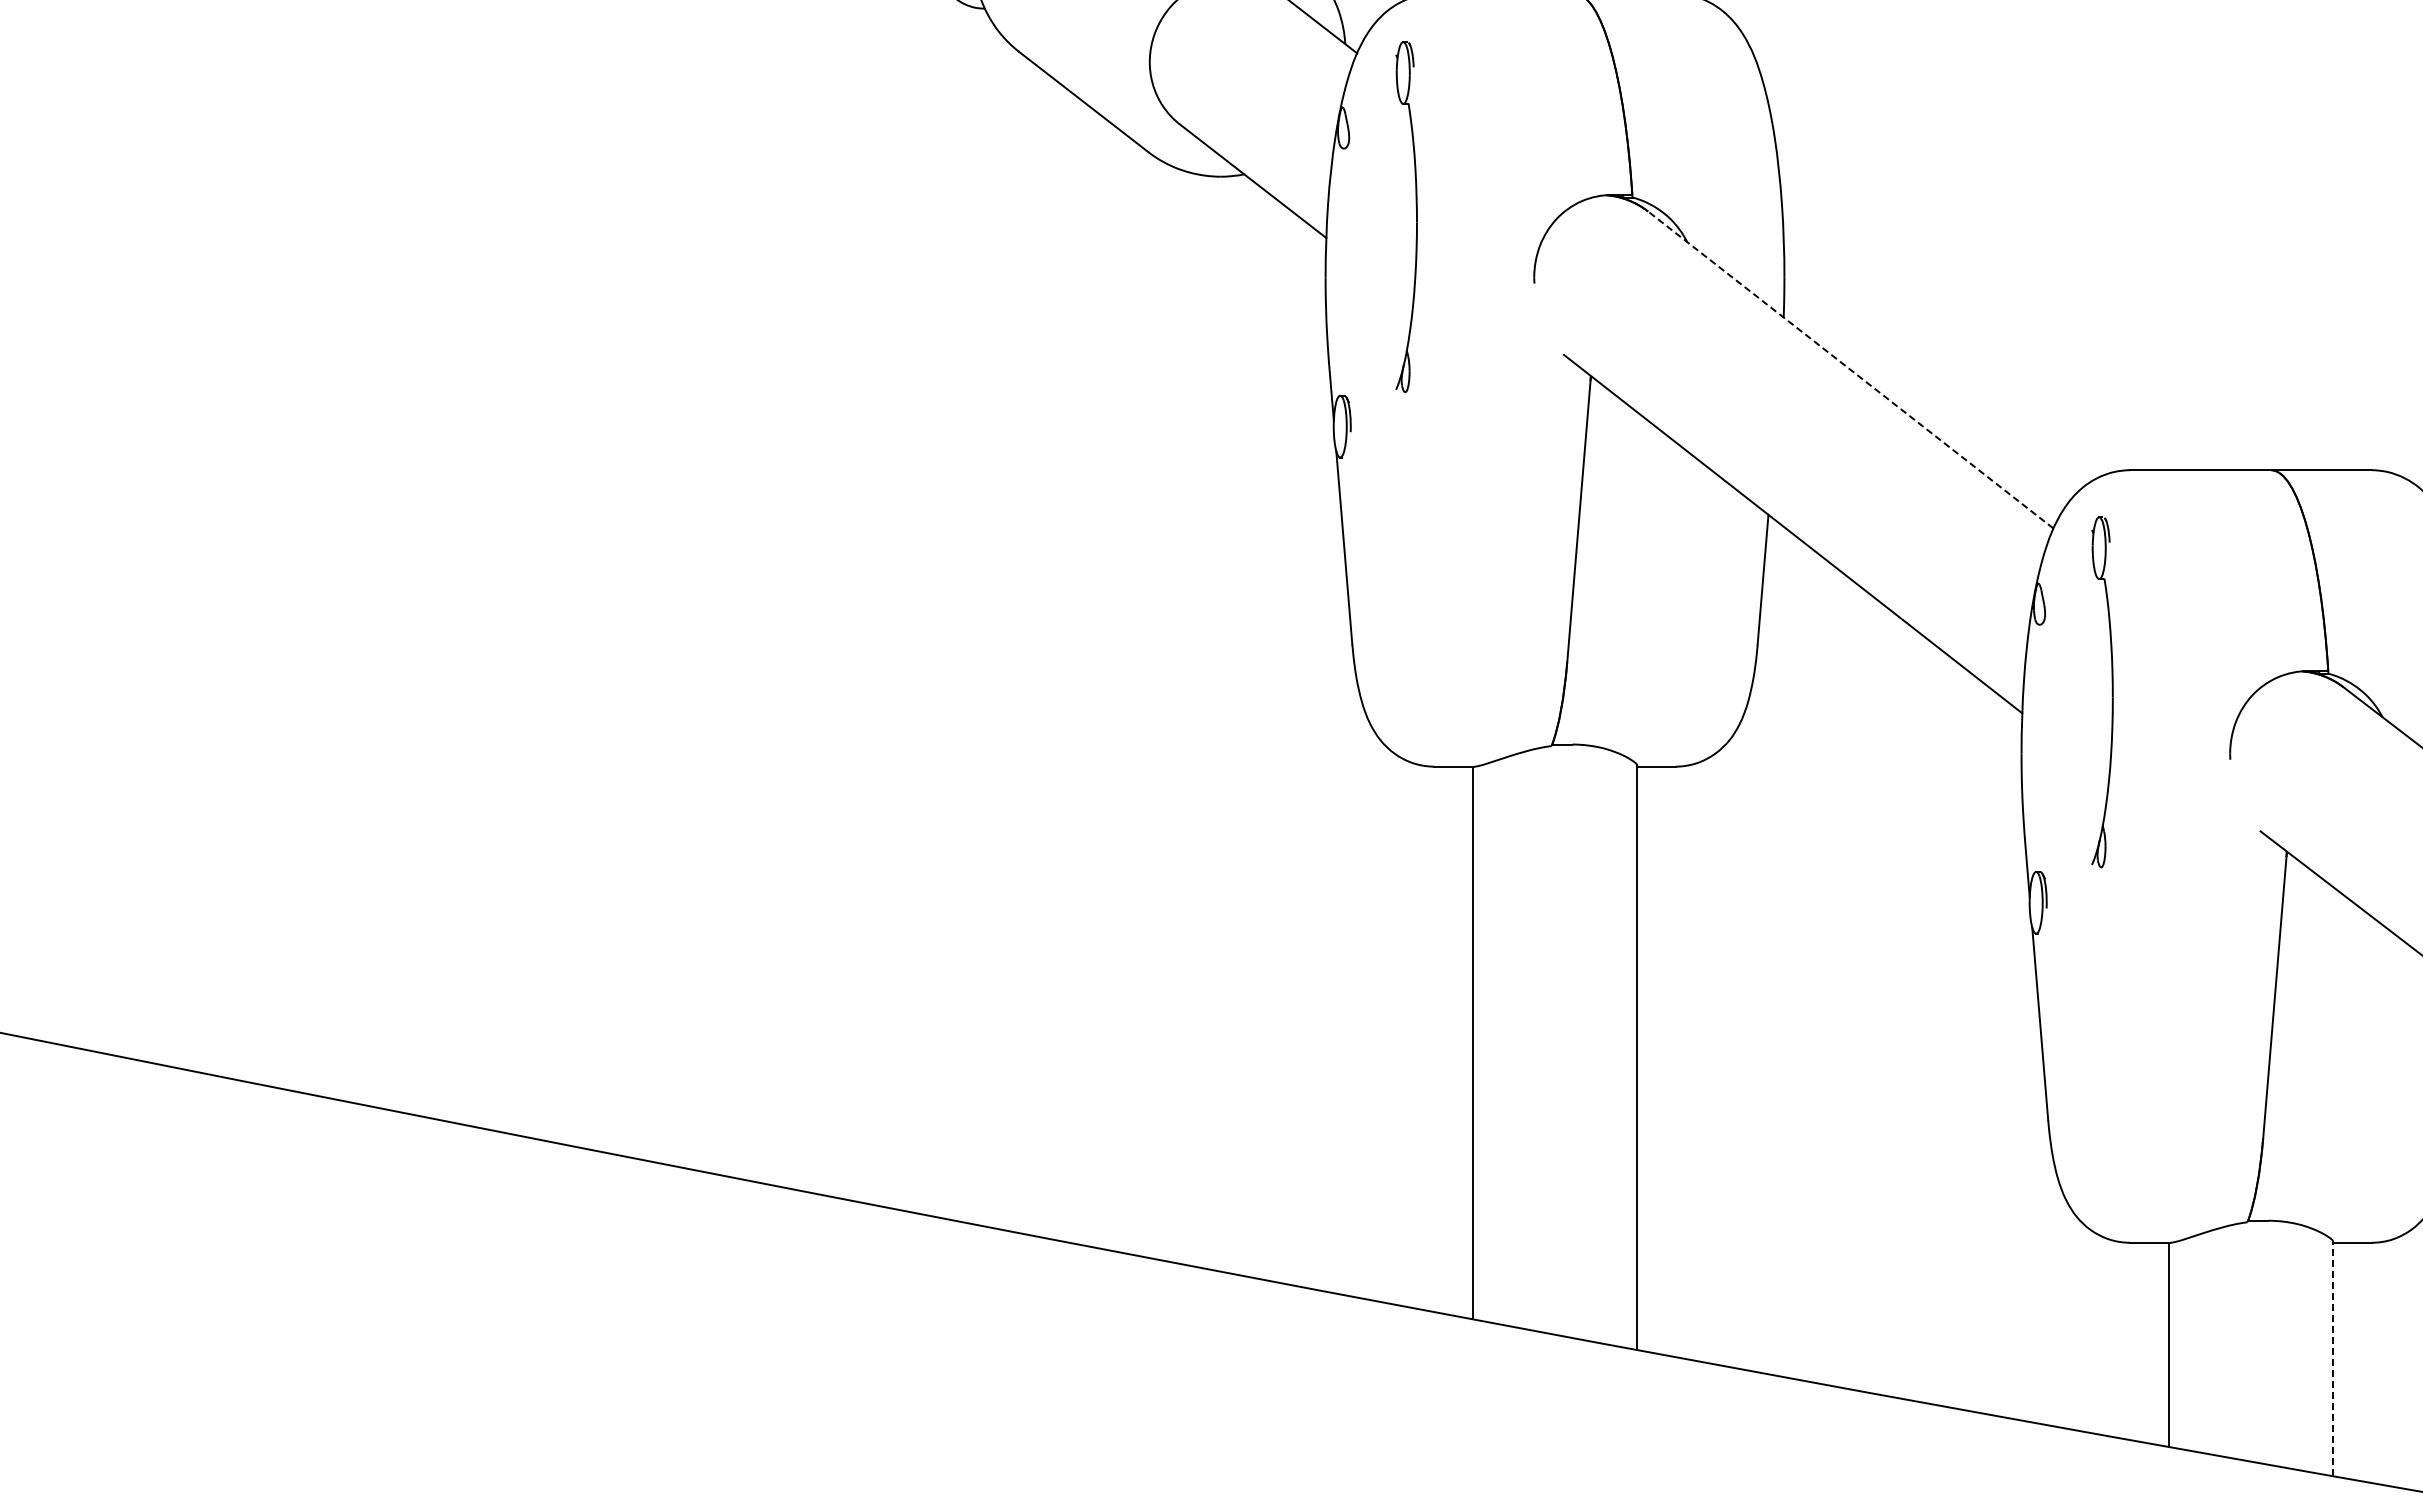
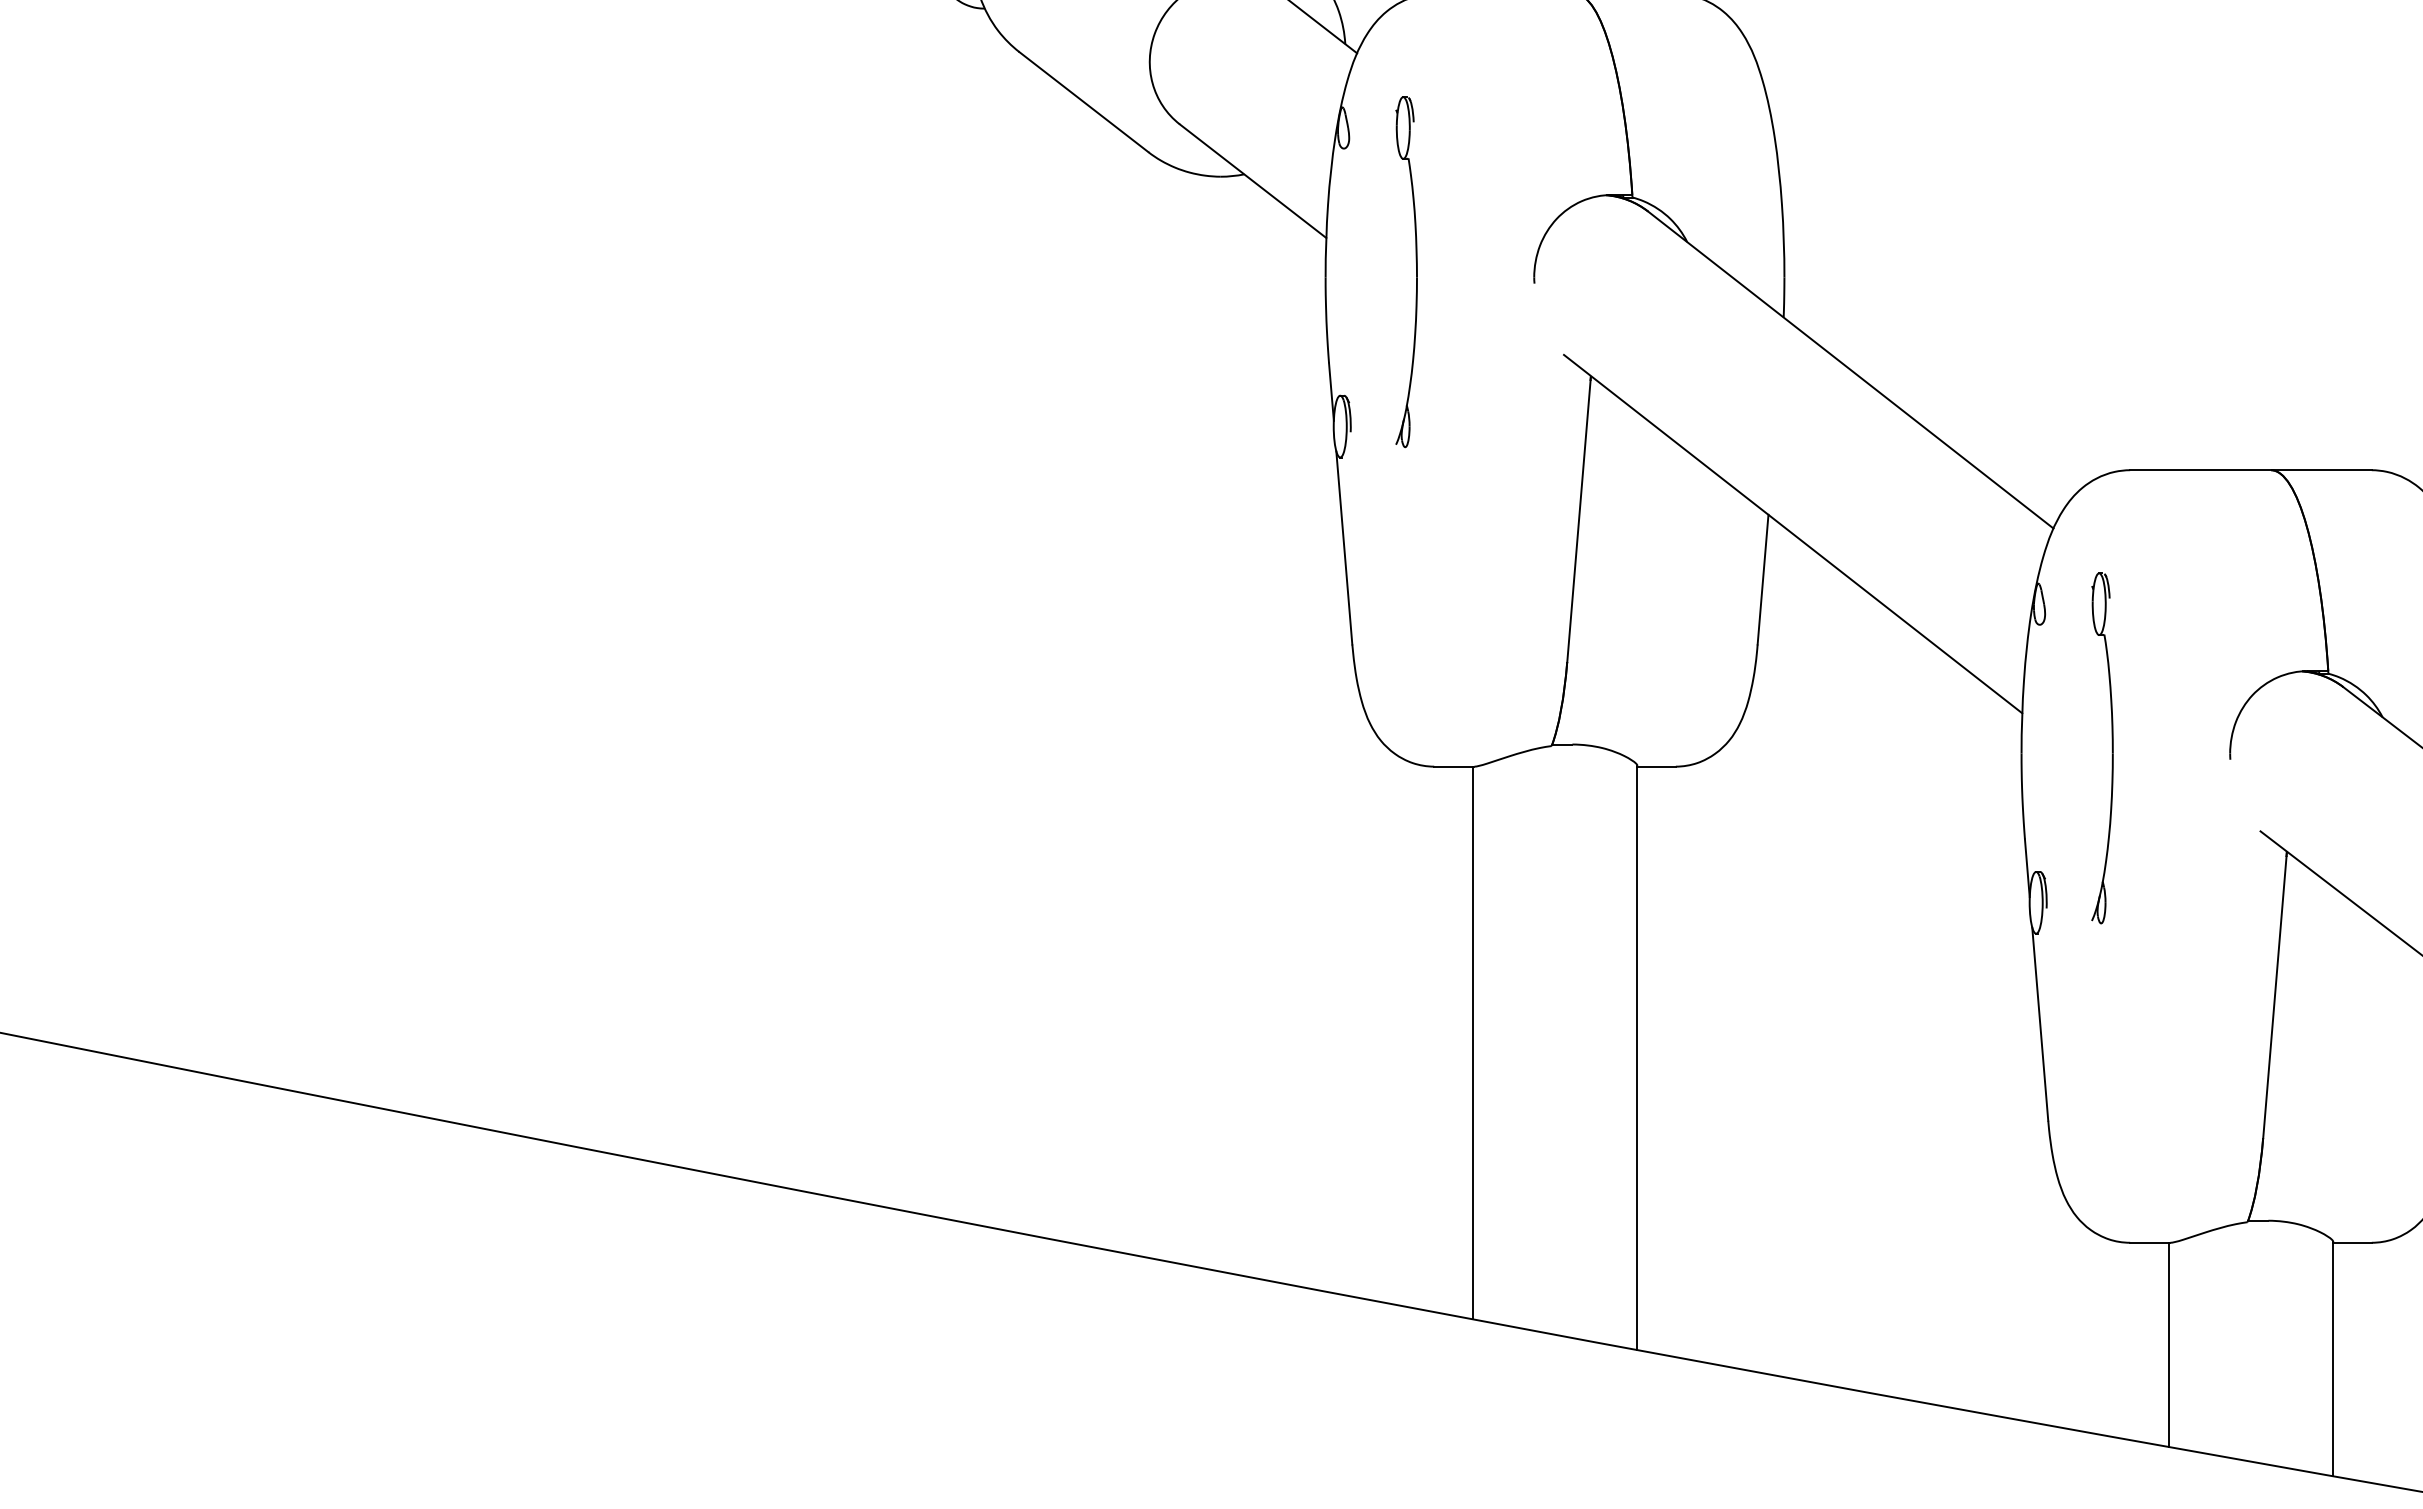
part position: (1416, 217) -> (1416, 272) (1416, 272)
line: dashed -> solid (1850, 369)
part position: (2111, 692) -> (2111, 748) (2111, 748)
line: dashed -> solid (2333, 1358)
